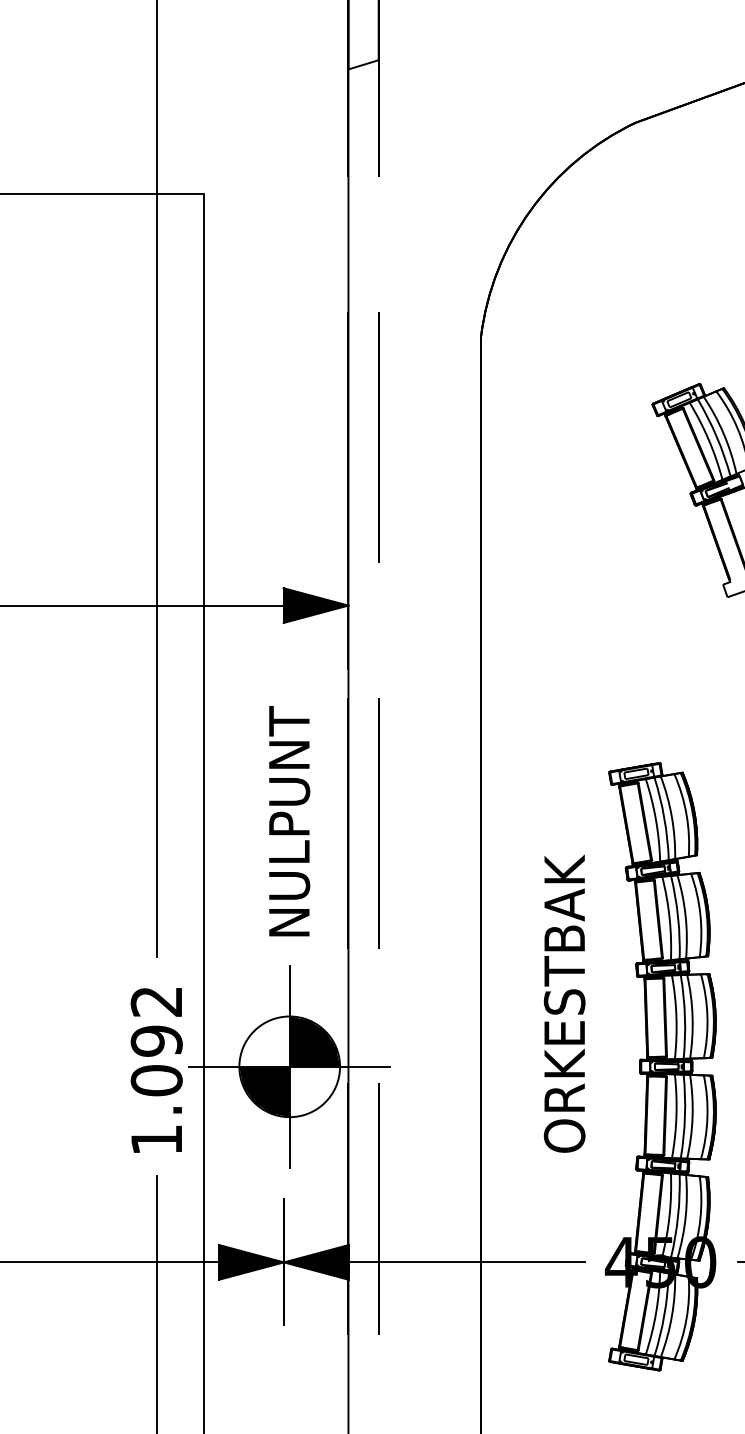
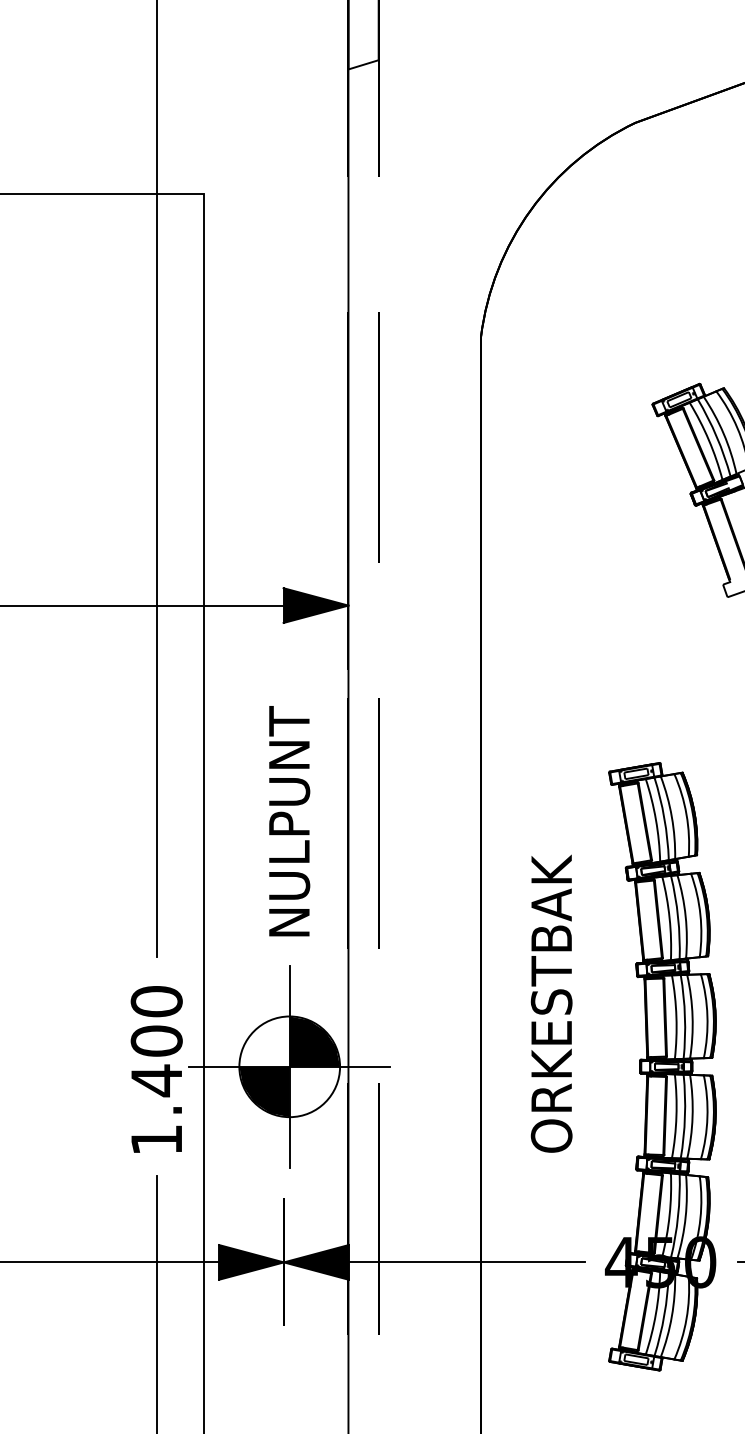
text position: (564, 1003) -> (551, 1003) (551, 1003)
text: 1.092 -> 1.400 (156, 1041)
